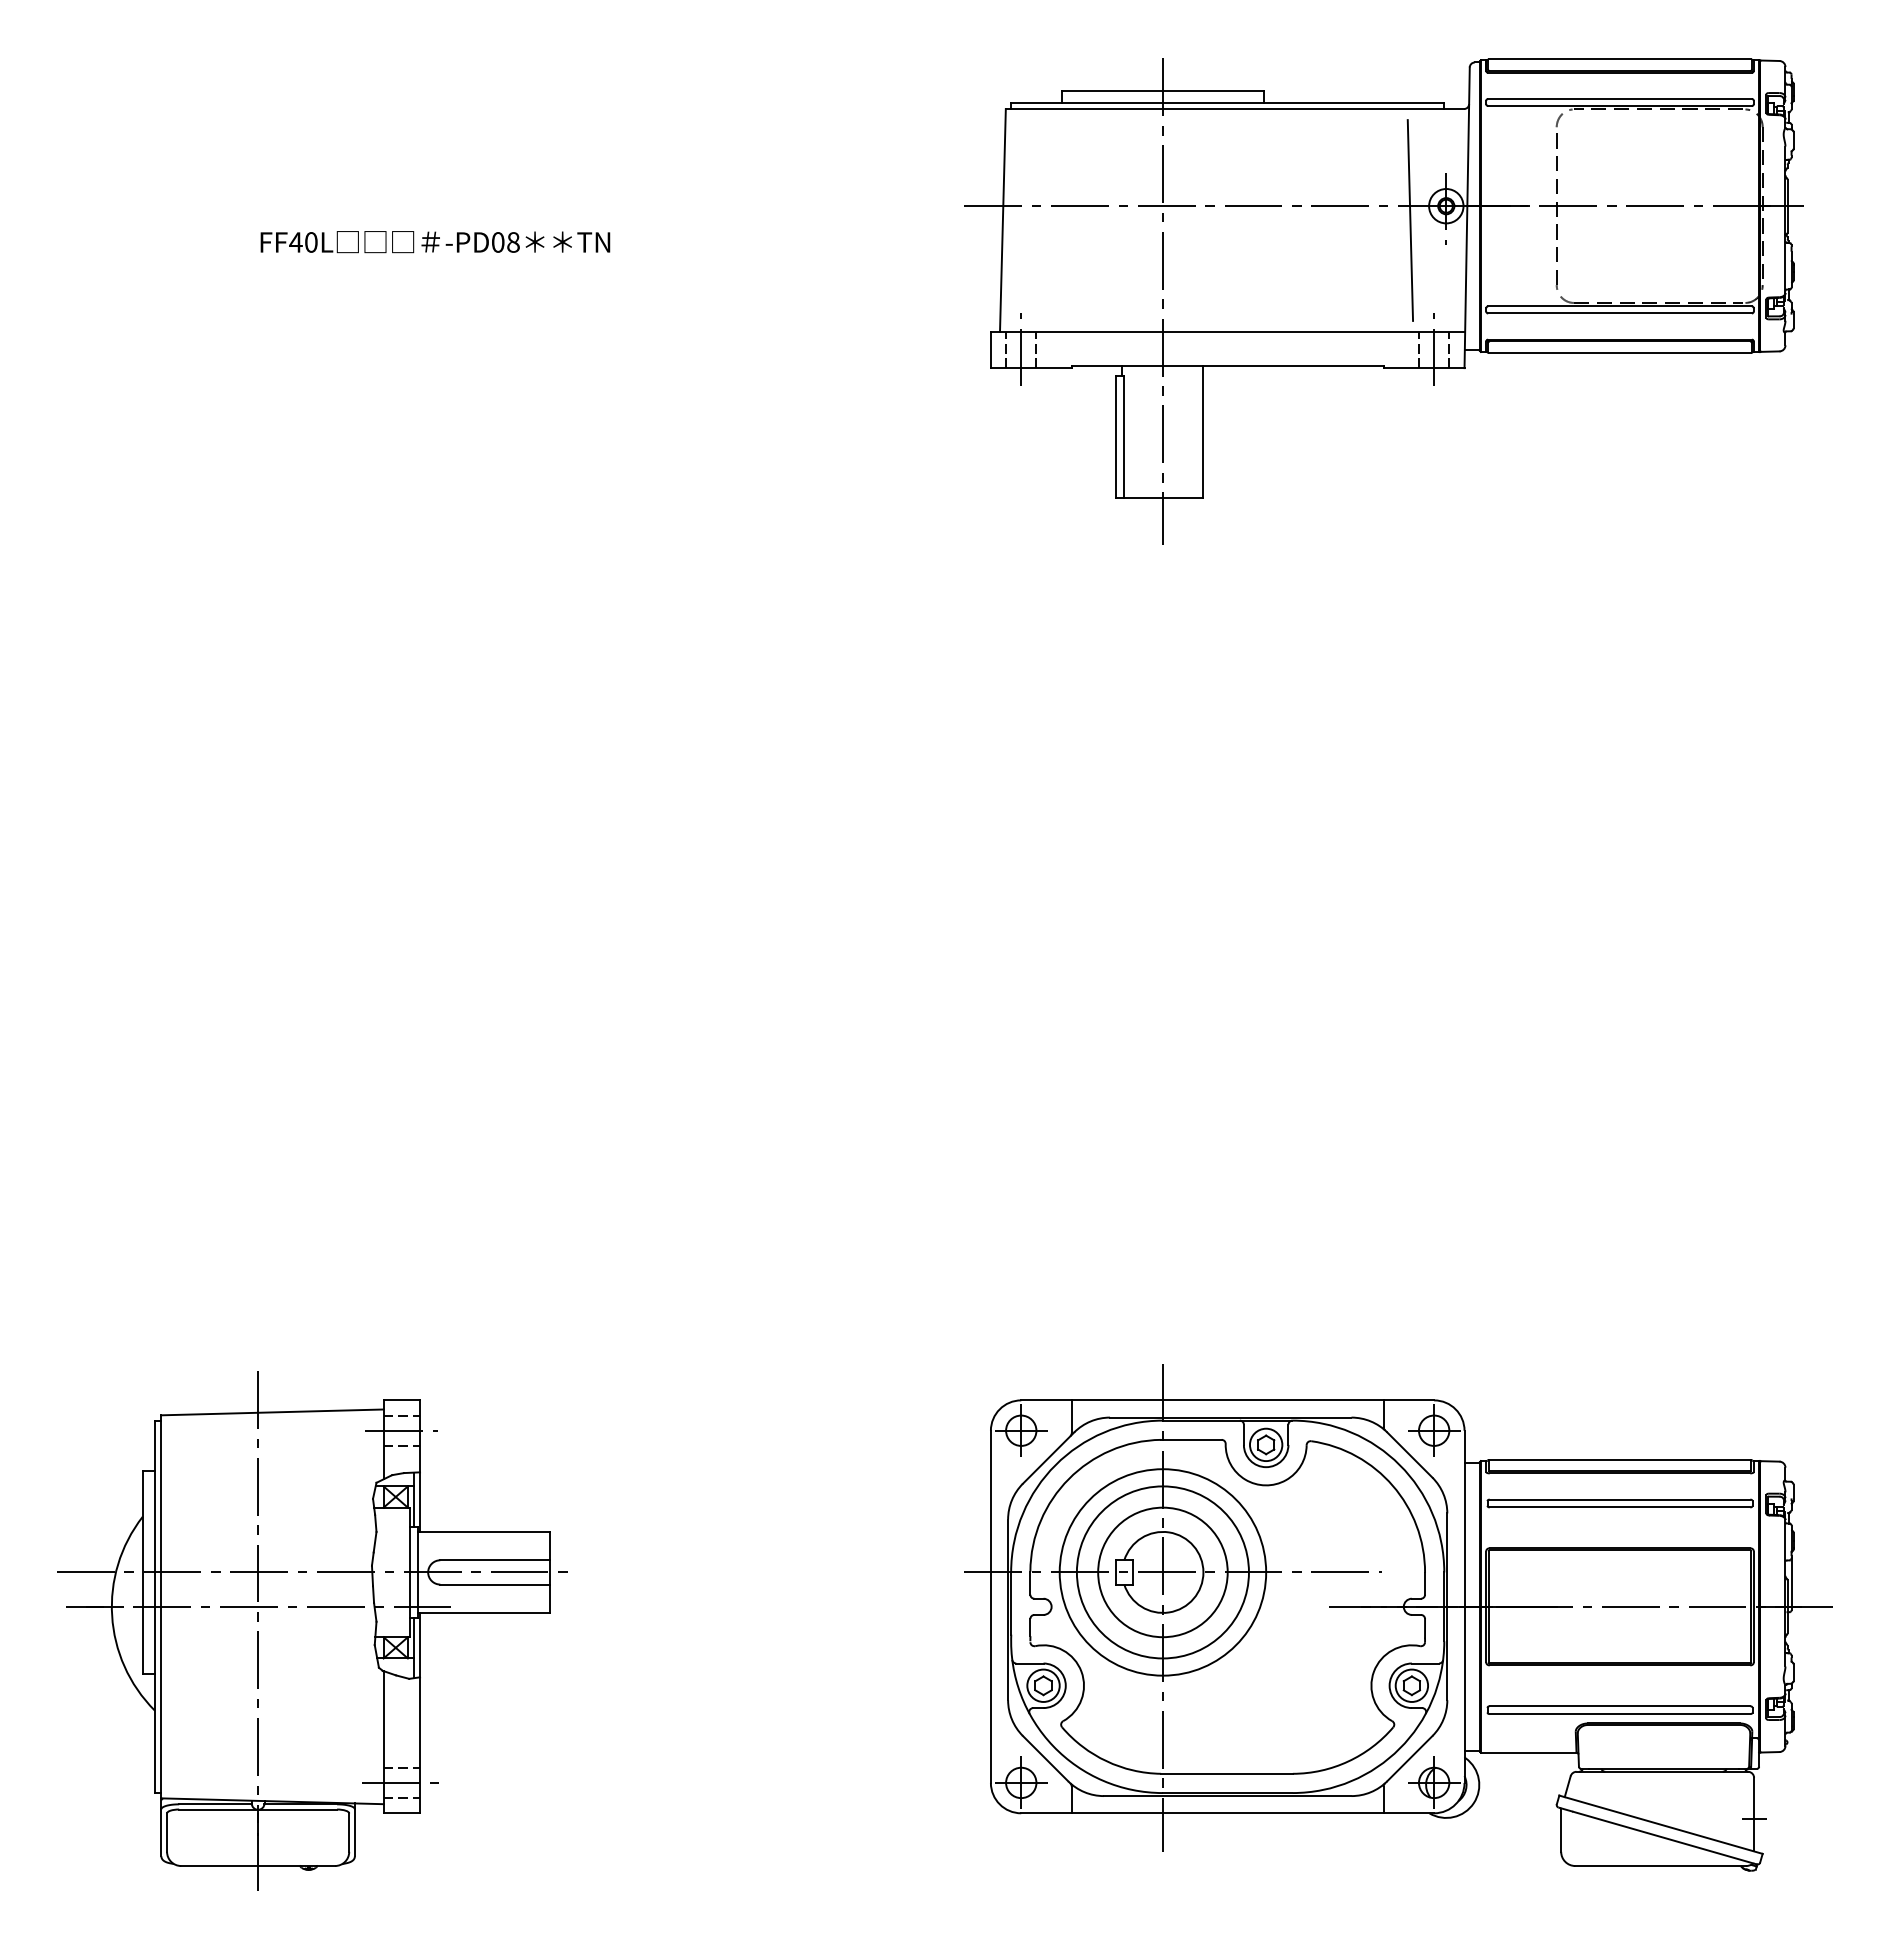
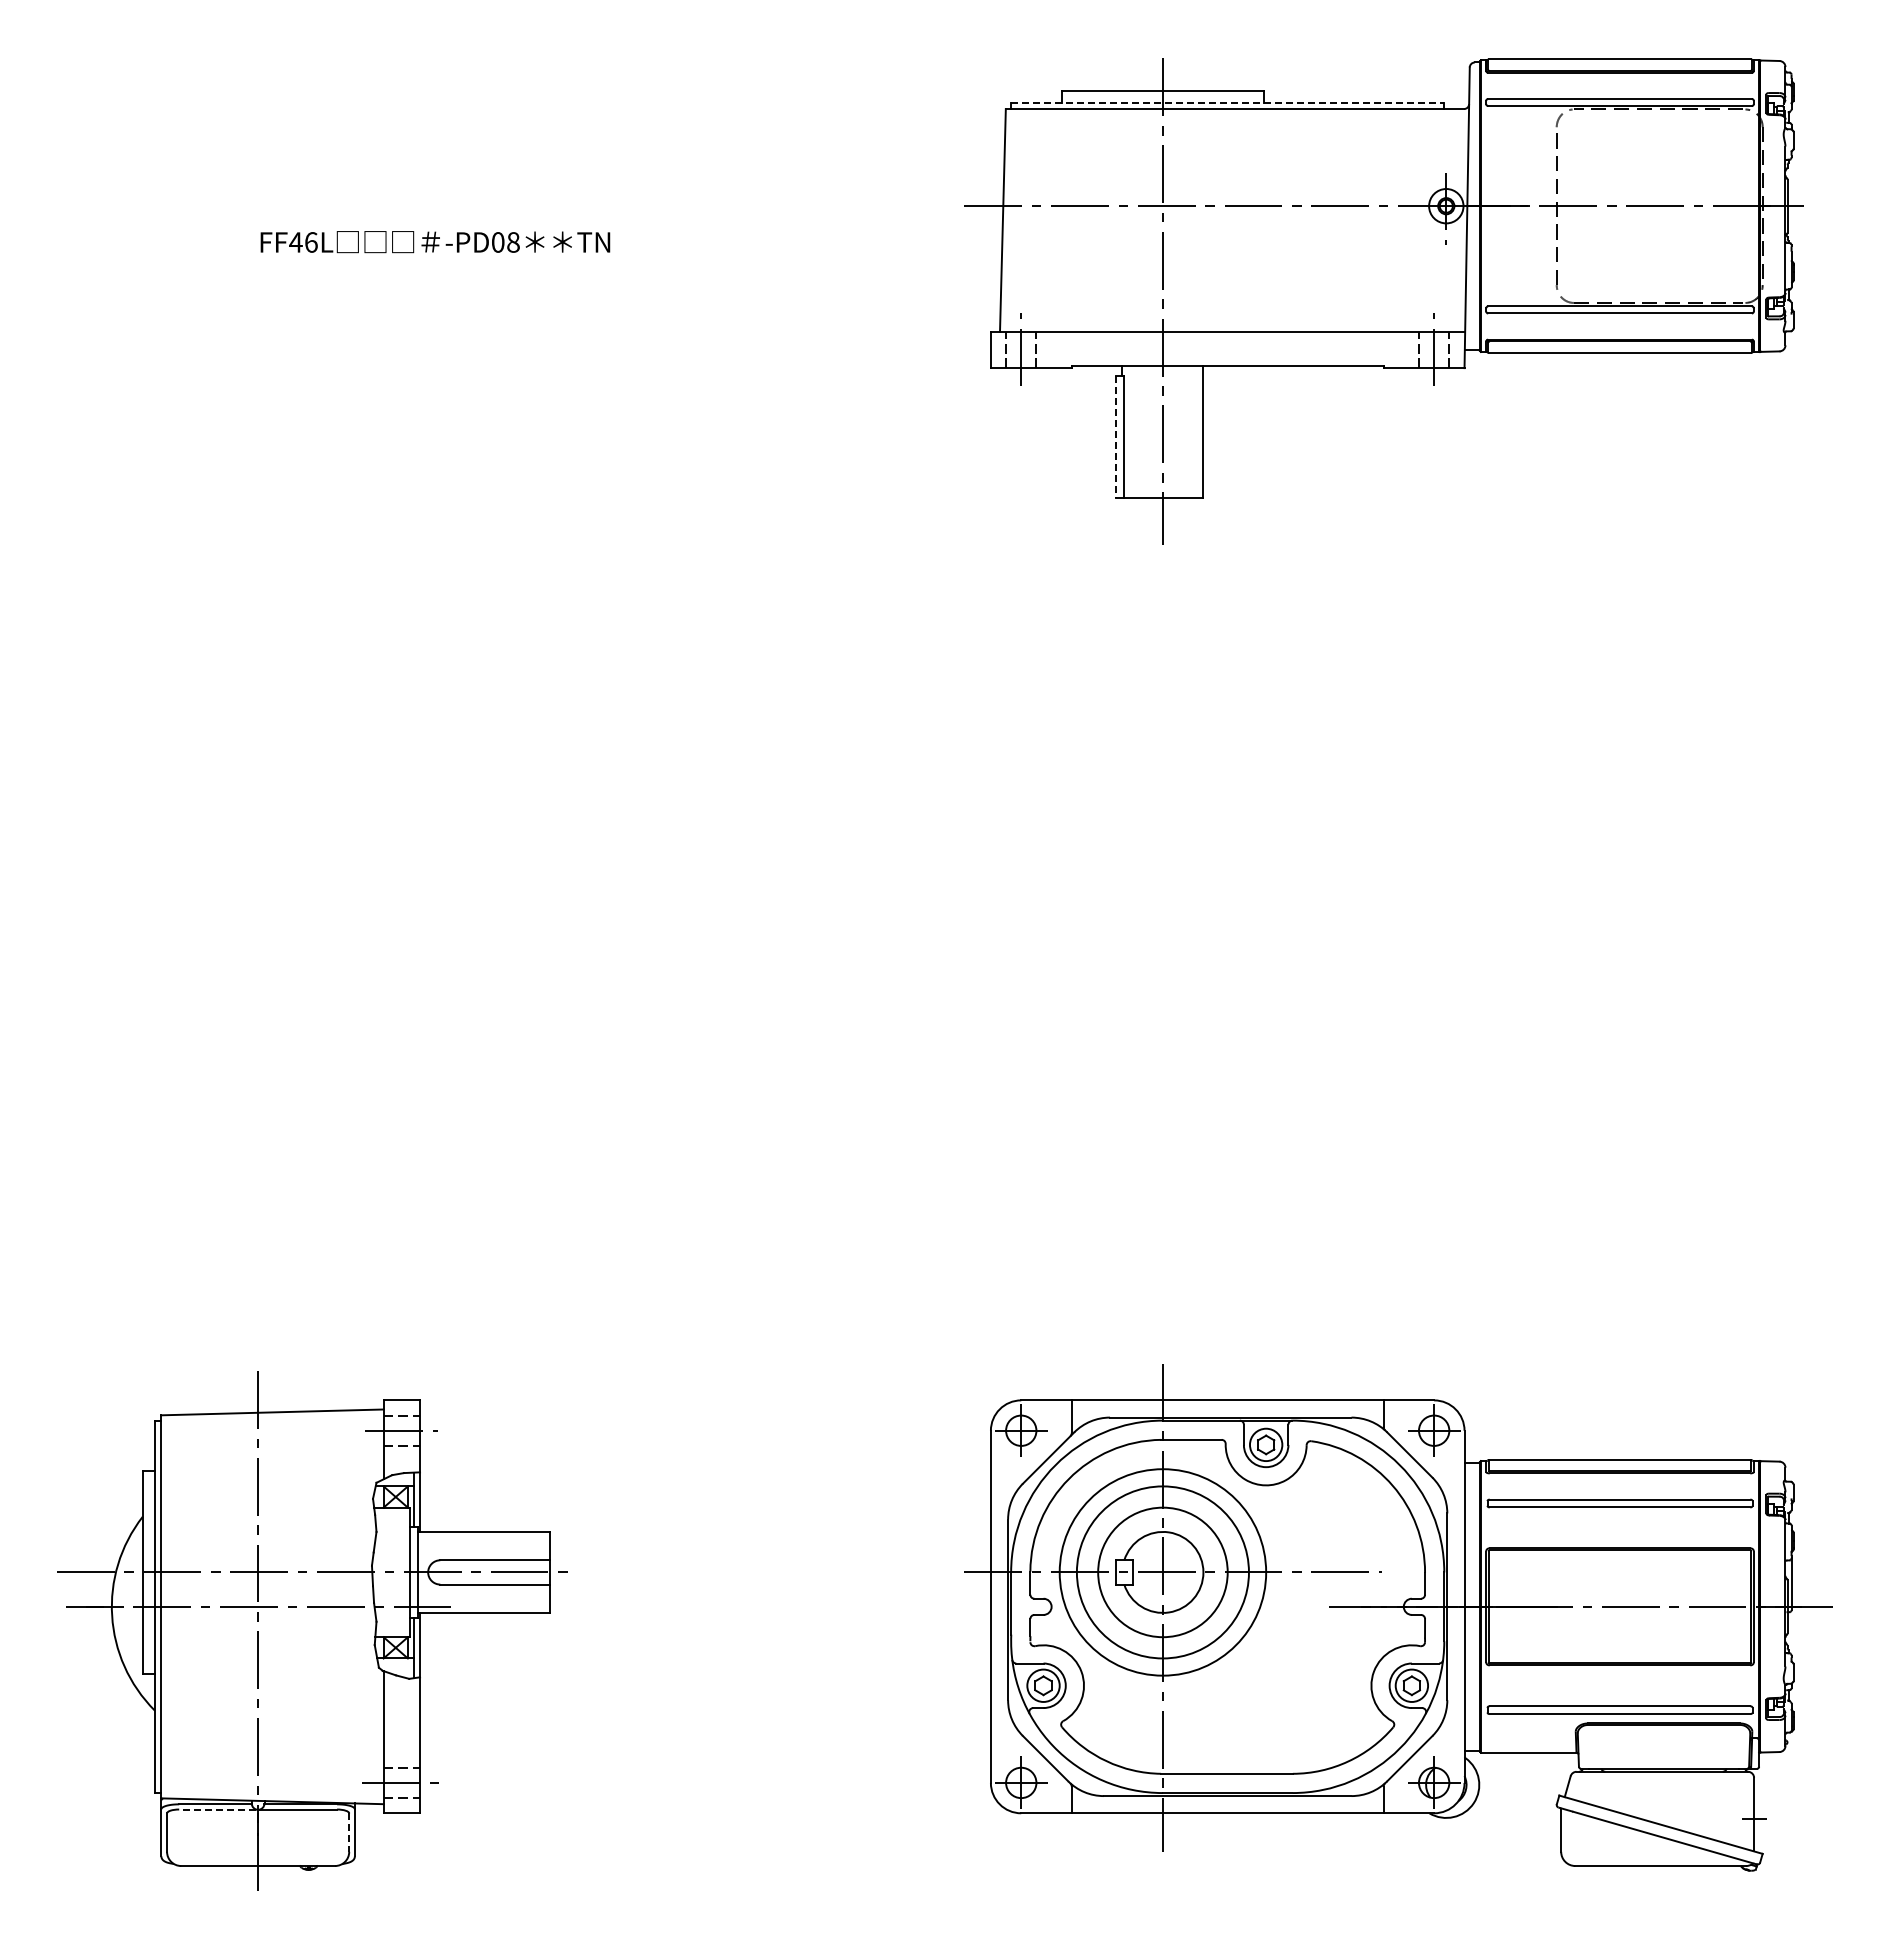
line: solid -> dashed (1227, 102)
line: present -> none (1410, 220)
text: FF40L -> FF46L (311, 242)
line: solid -> dashed (1116, 436)
line: solid -> dashed (217, 1809)
line: solid -> dashed (349, 1833)
